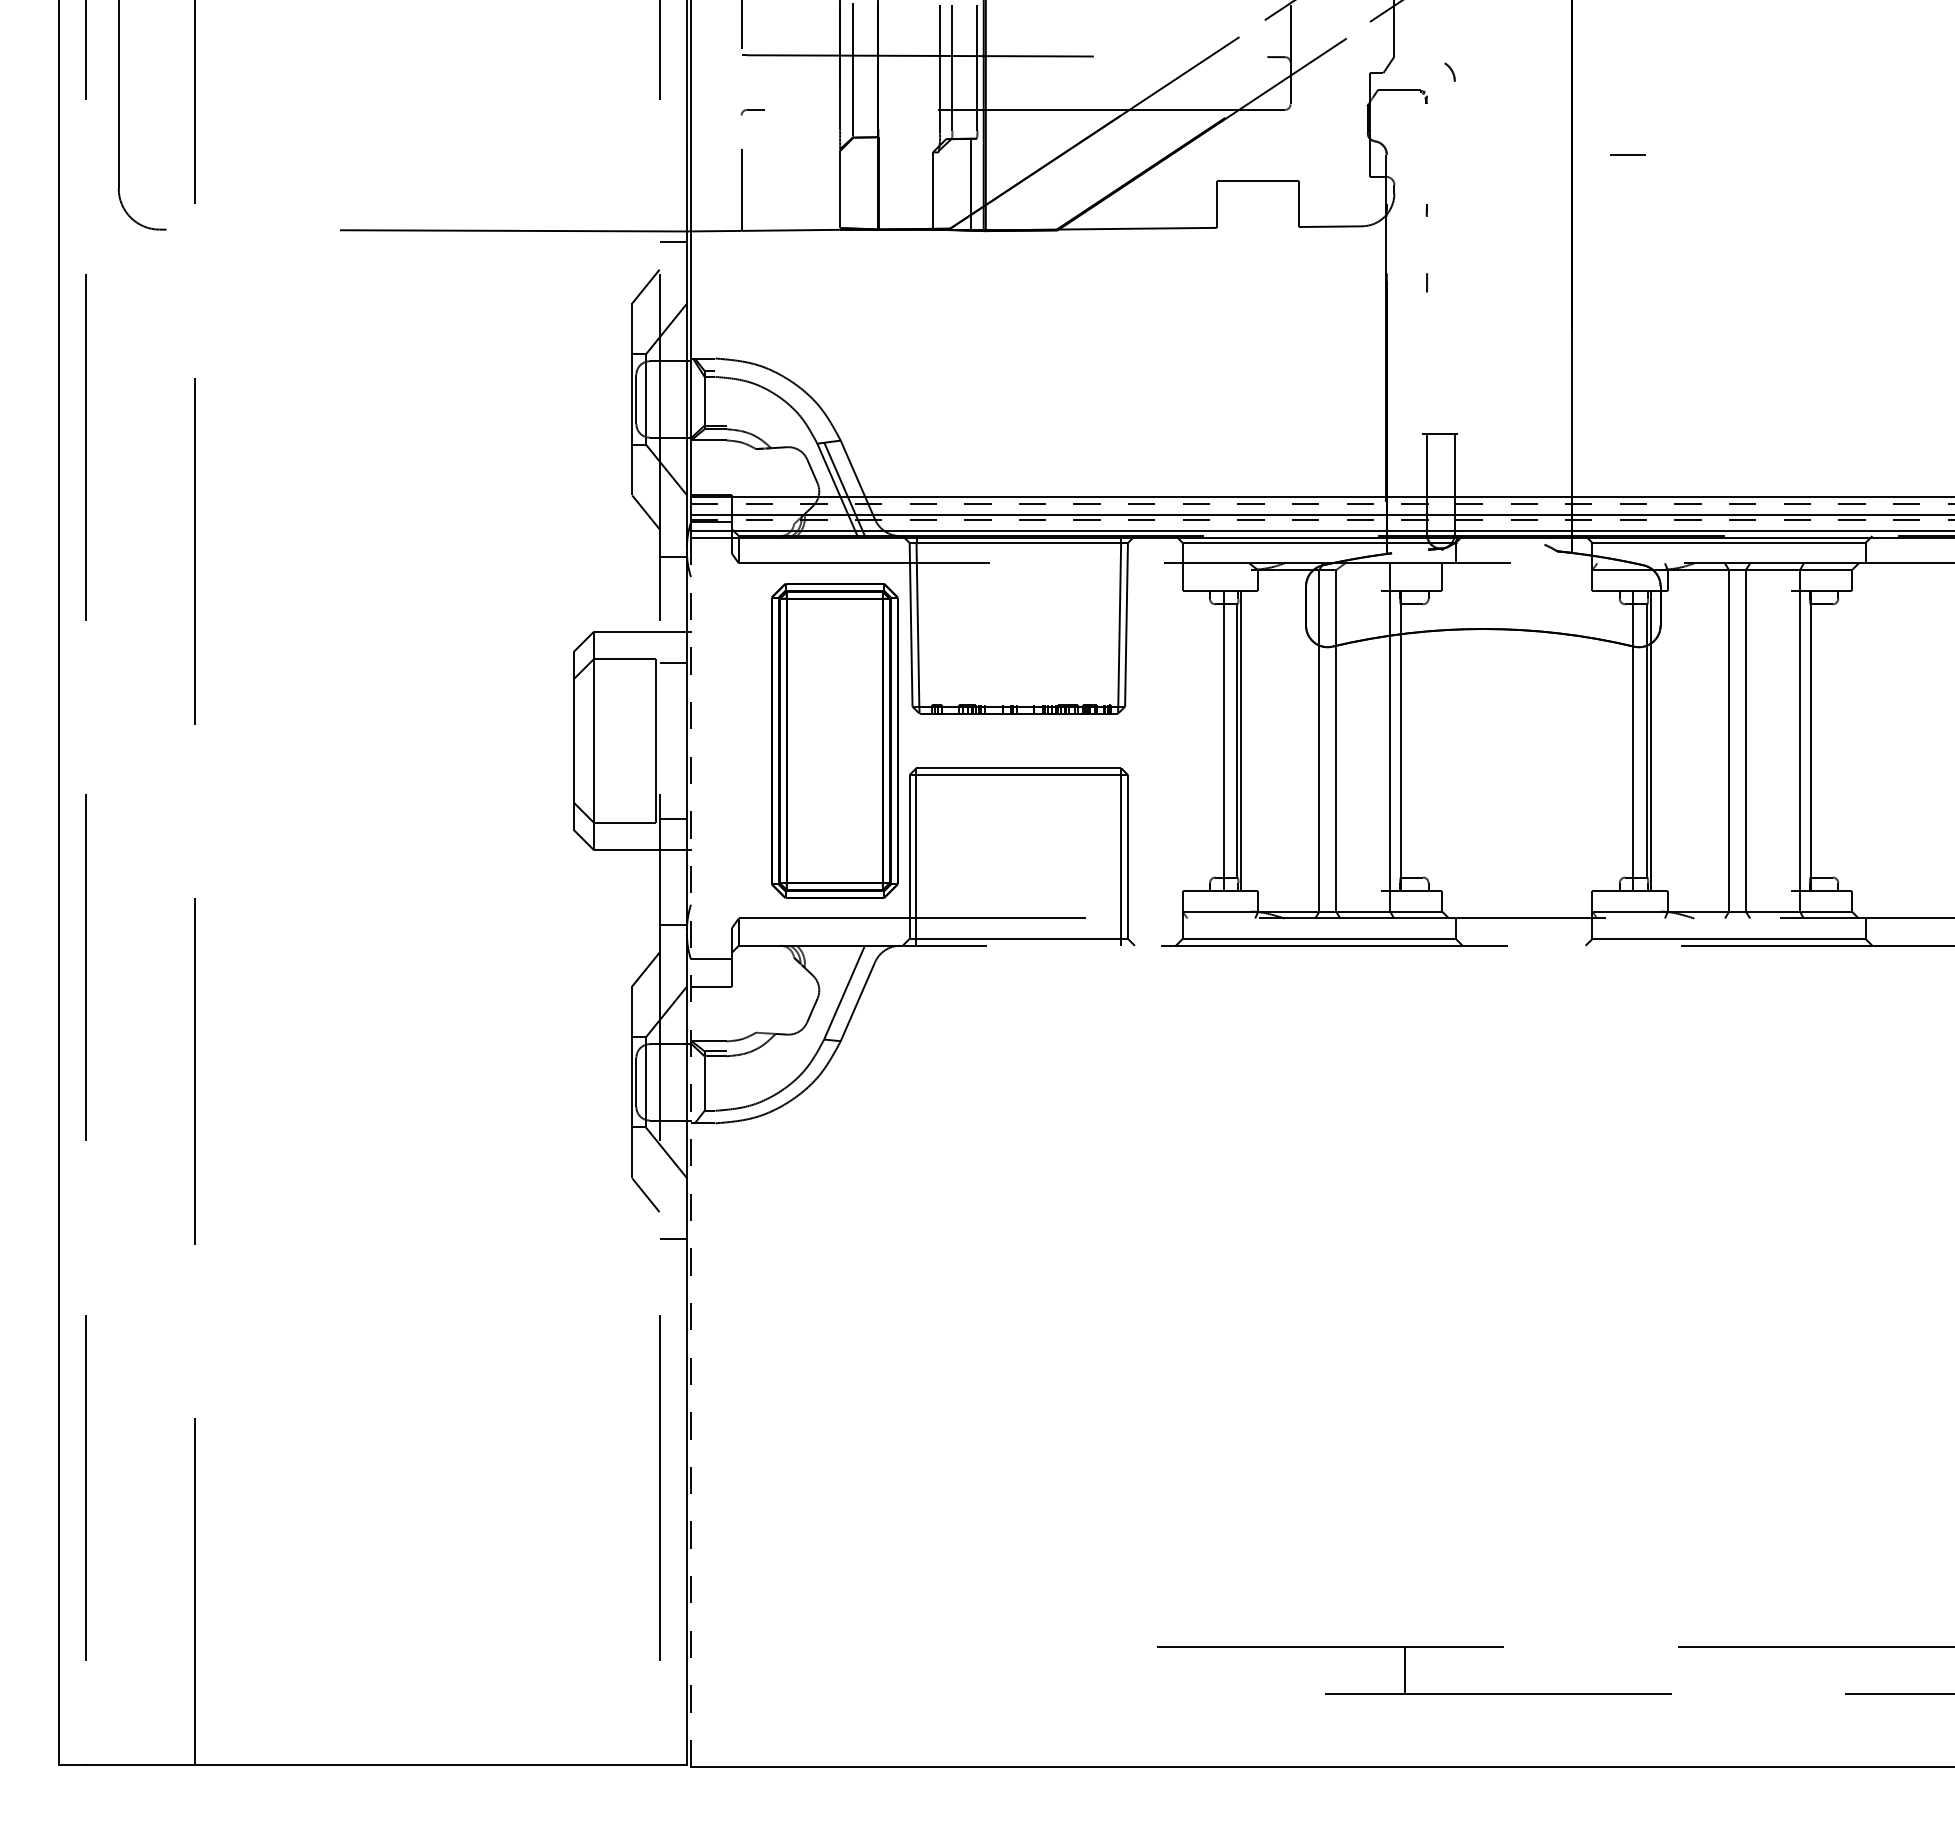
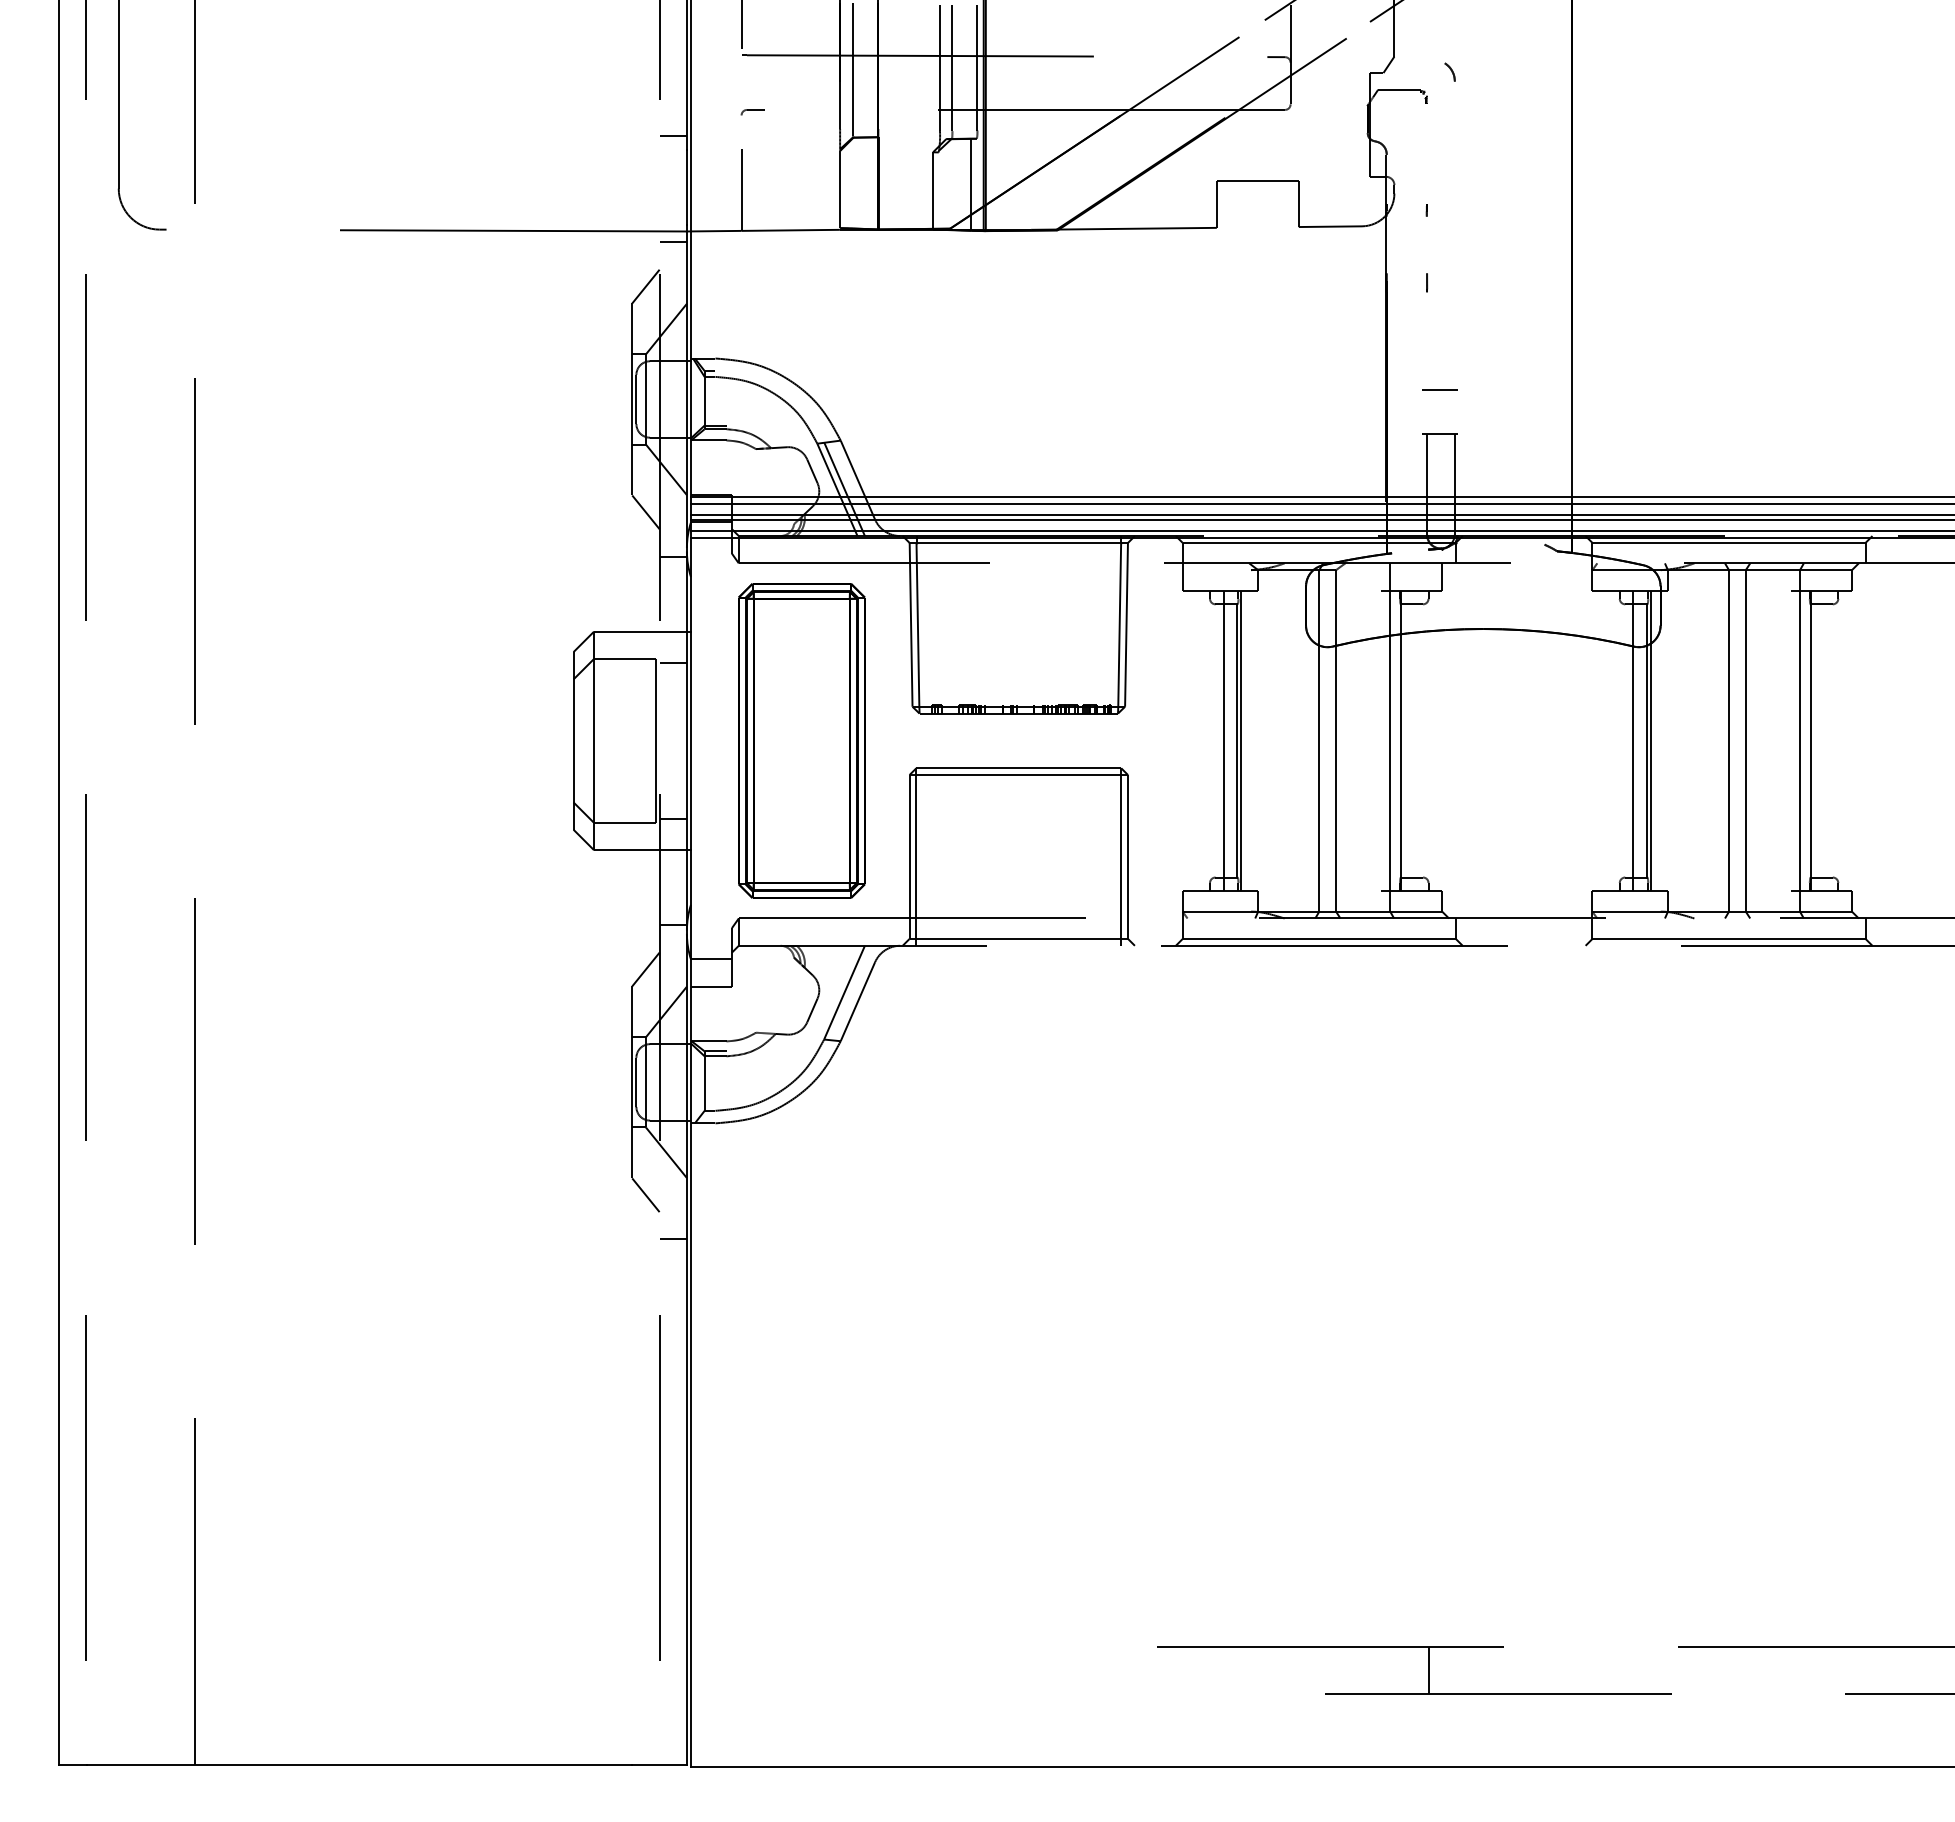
line: none -> present (672, 136)
line position: (1627, 154) -> (1439, 389) (1439, 389)
line: dashed -> solid (1322, 503)
line: dashed -> solid (1322, 519)
part position: (834, 740) -> (801, 740) (801, 740)
line: dashed -> solid (691, 1152)
line position: (1404, 1670) -> (1428, 1670) (1428, 1670)
